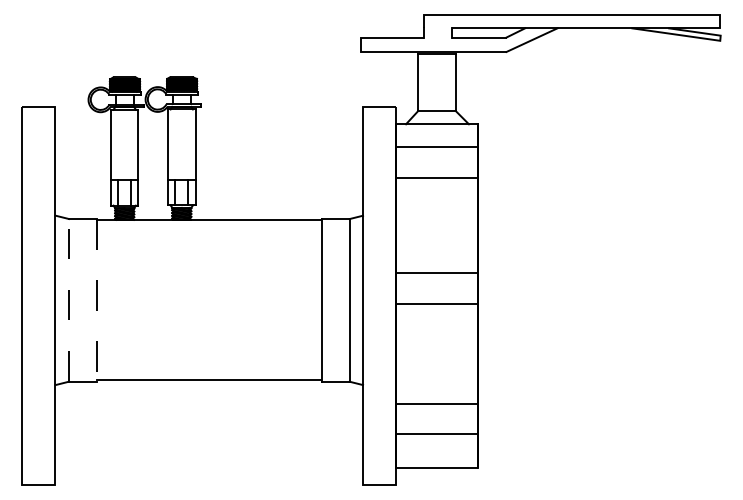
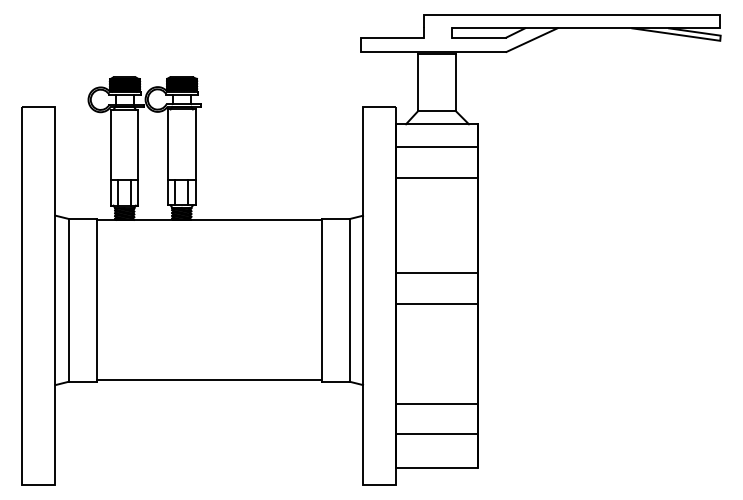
line: dashed -> solid (69, 299)
line: dashed -> solid (97, 300)
